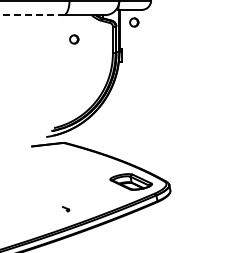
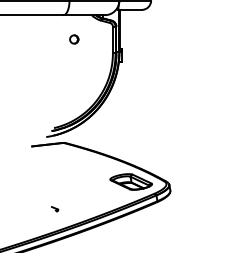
line: dashed -> solid (32, 15)
part: present -> none (134, 22)
part position: (66, 209) -> (55, 209) (55, 209)
